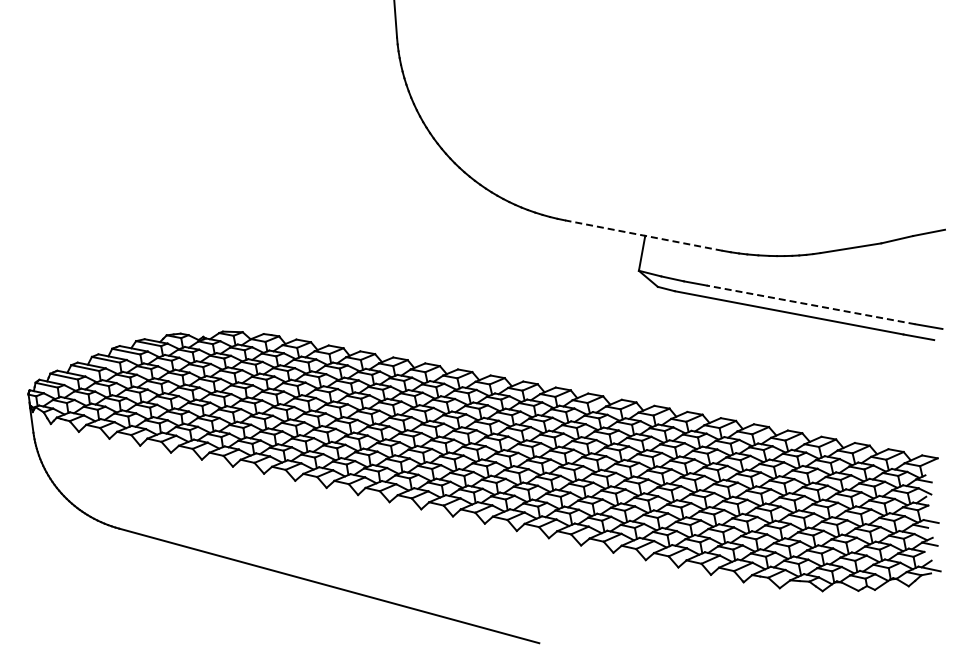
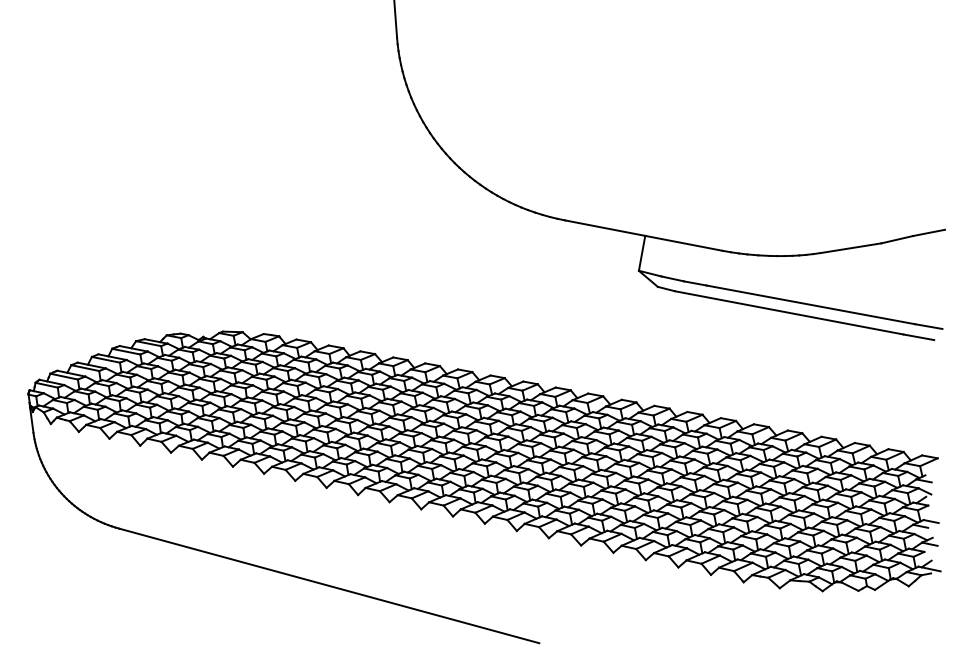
line: dashed -> solid (643, 235)
line: dashed -> solid (810, 304)
